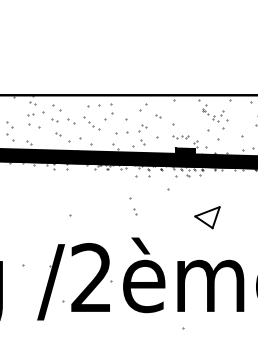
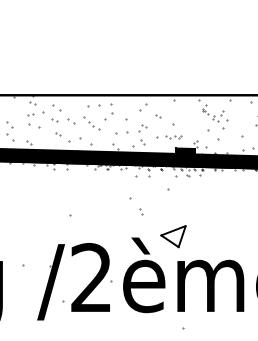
part position: (180, 137) -> (173, 137) (173, 137)
part position: (135, 211) -> (141, 211) (141, 211)
part position: (207, 217) -> (173, 236) (173, 236)
